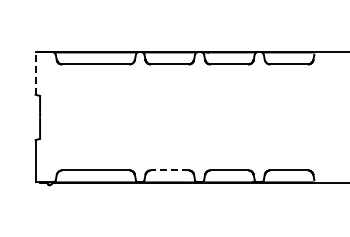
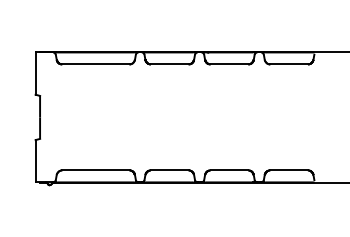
line: dashed -> solid (35, 73)
line: dashed -> solid (169, 170)
